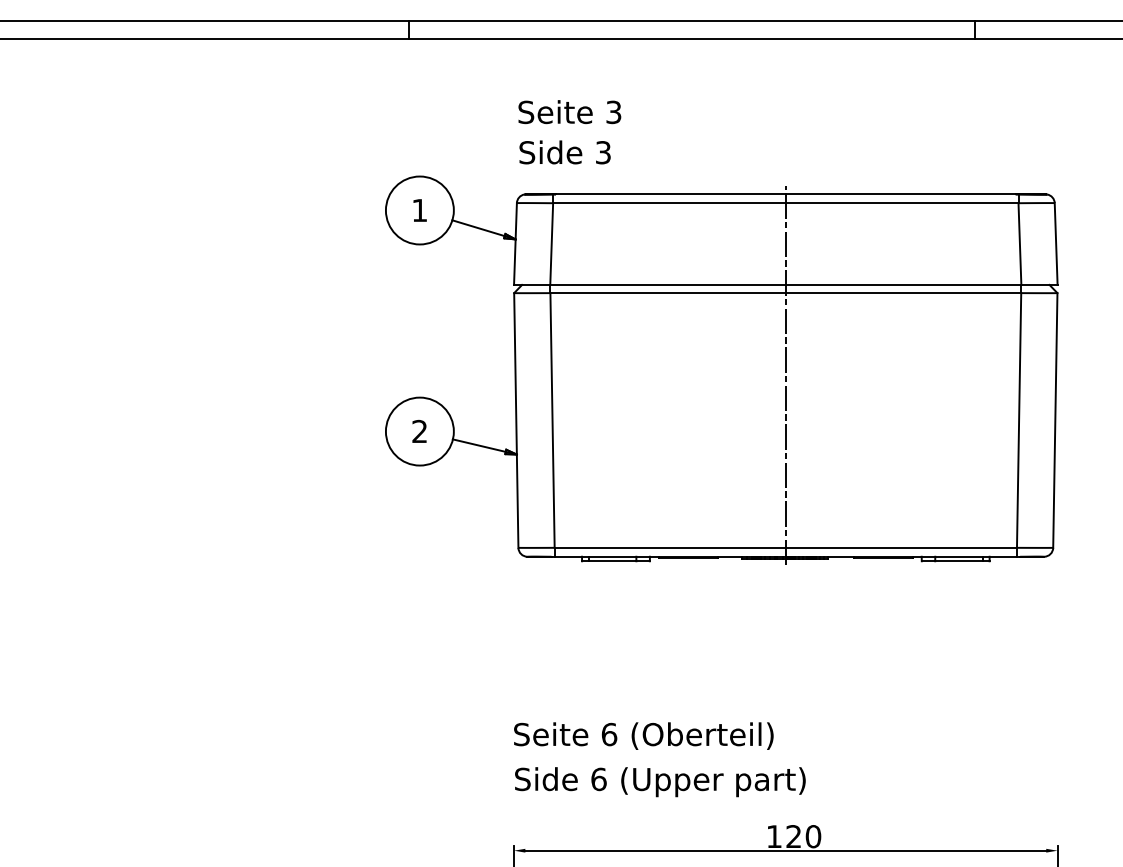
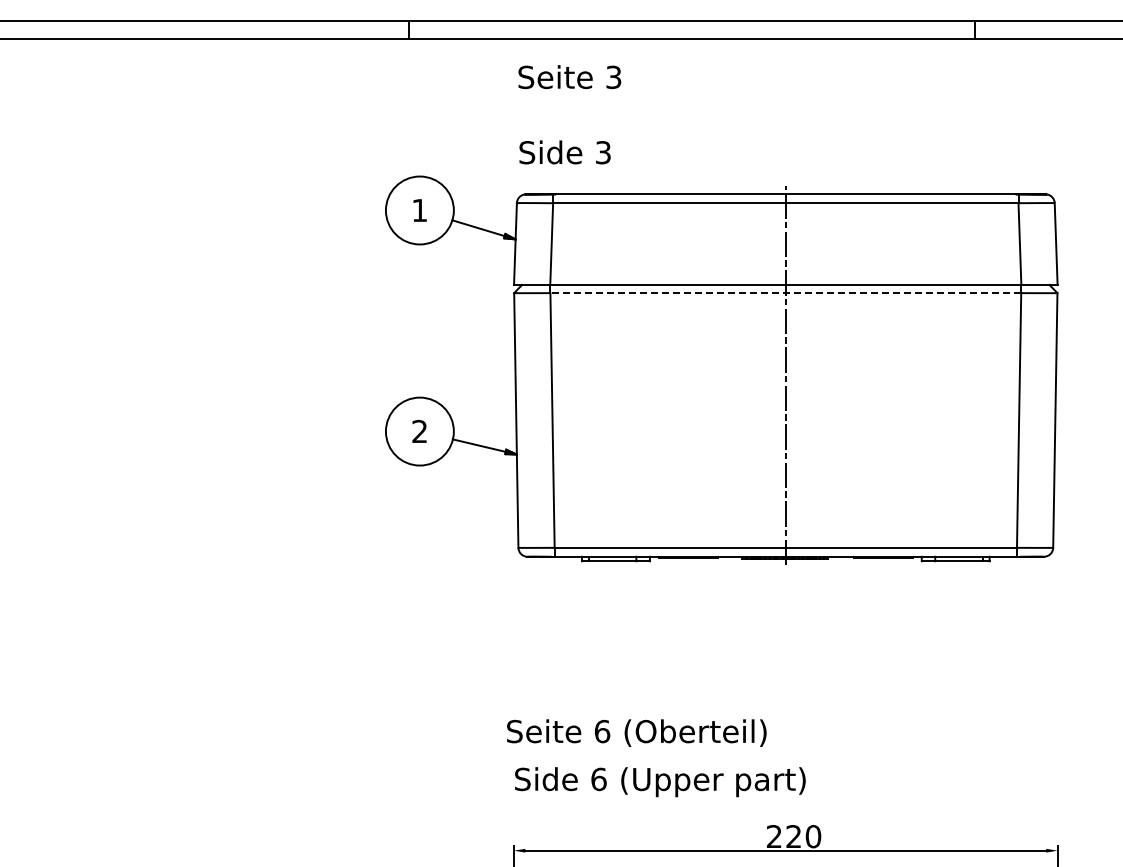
text position: (569, 112) -> (569, 77) (569, 77)
line: solid -> dashed (785, 293)
text position: (643, 735) -> (636, 732) (636, 732)
text: 120 -> 220 (774, 836)
